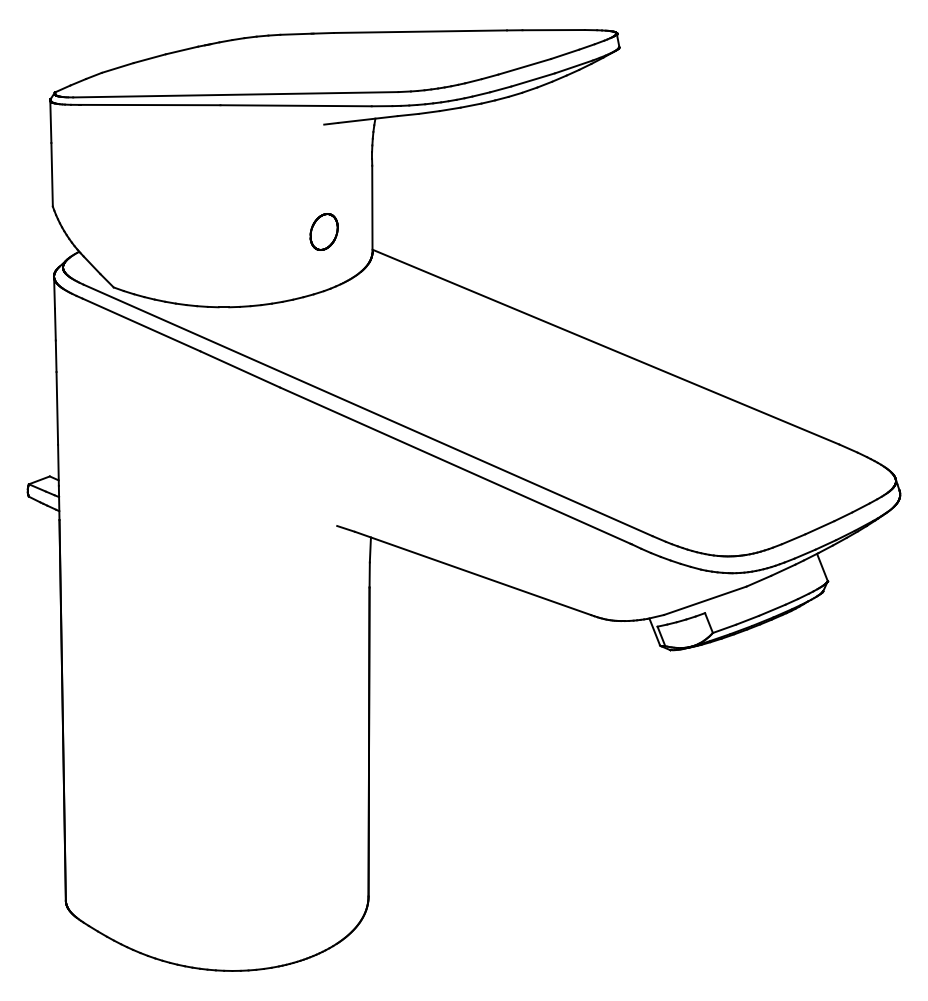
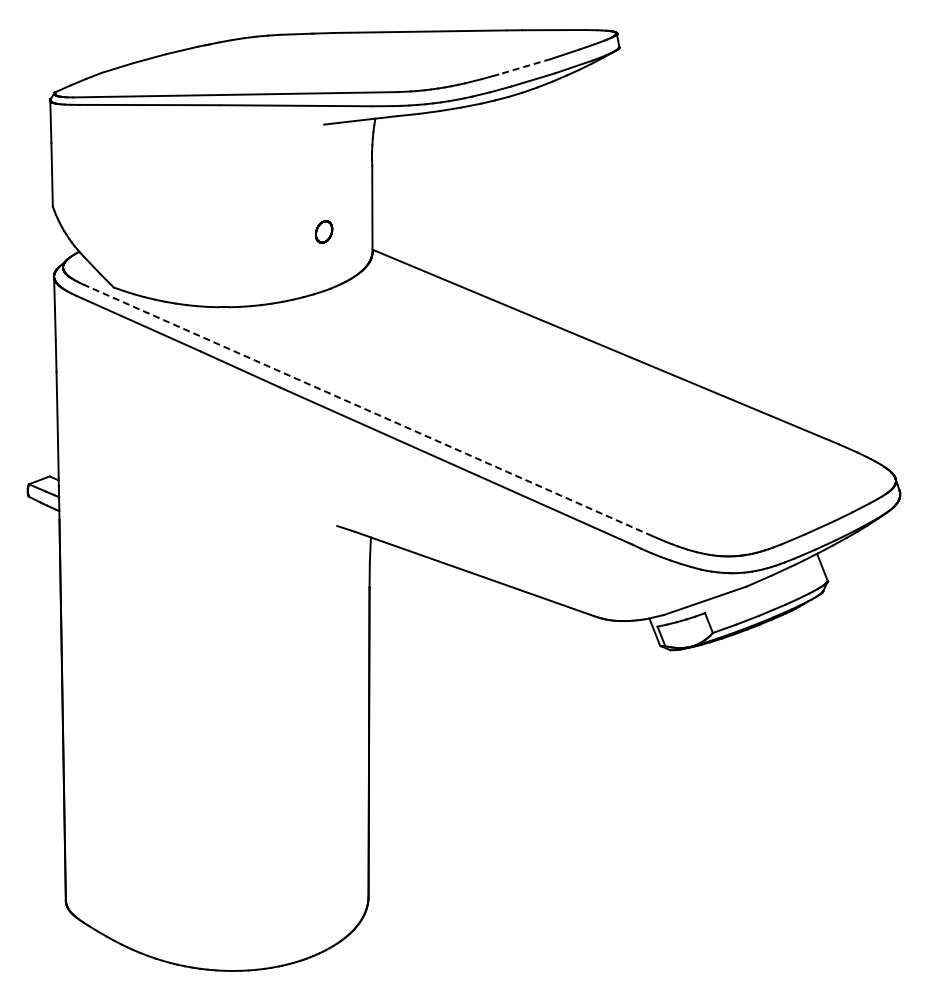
line: solid -> dashed (524, 66)
part size: 30x38 px -> 19x24 px (324, 231)
line: solid -> dashed (367, 410)
